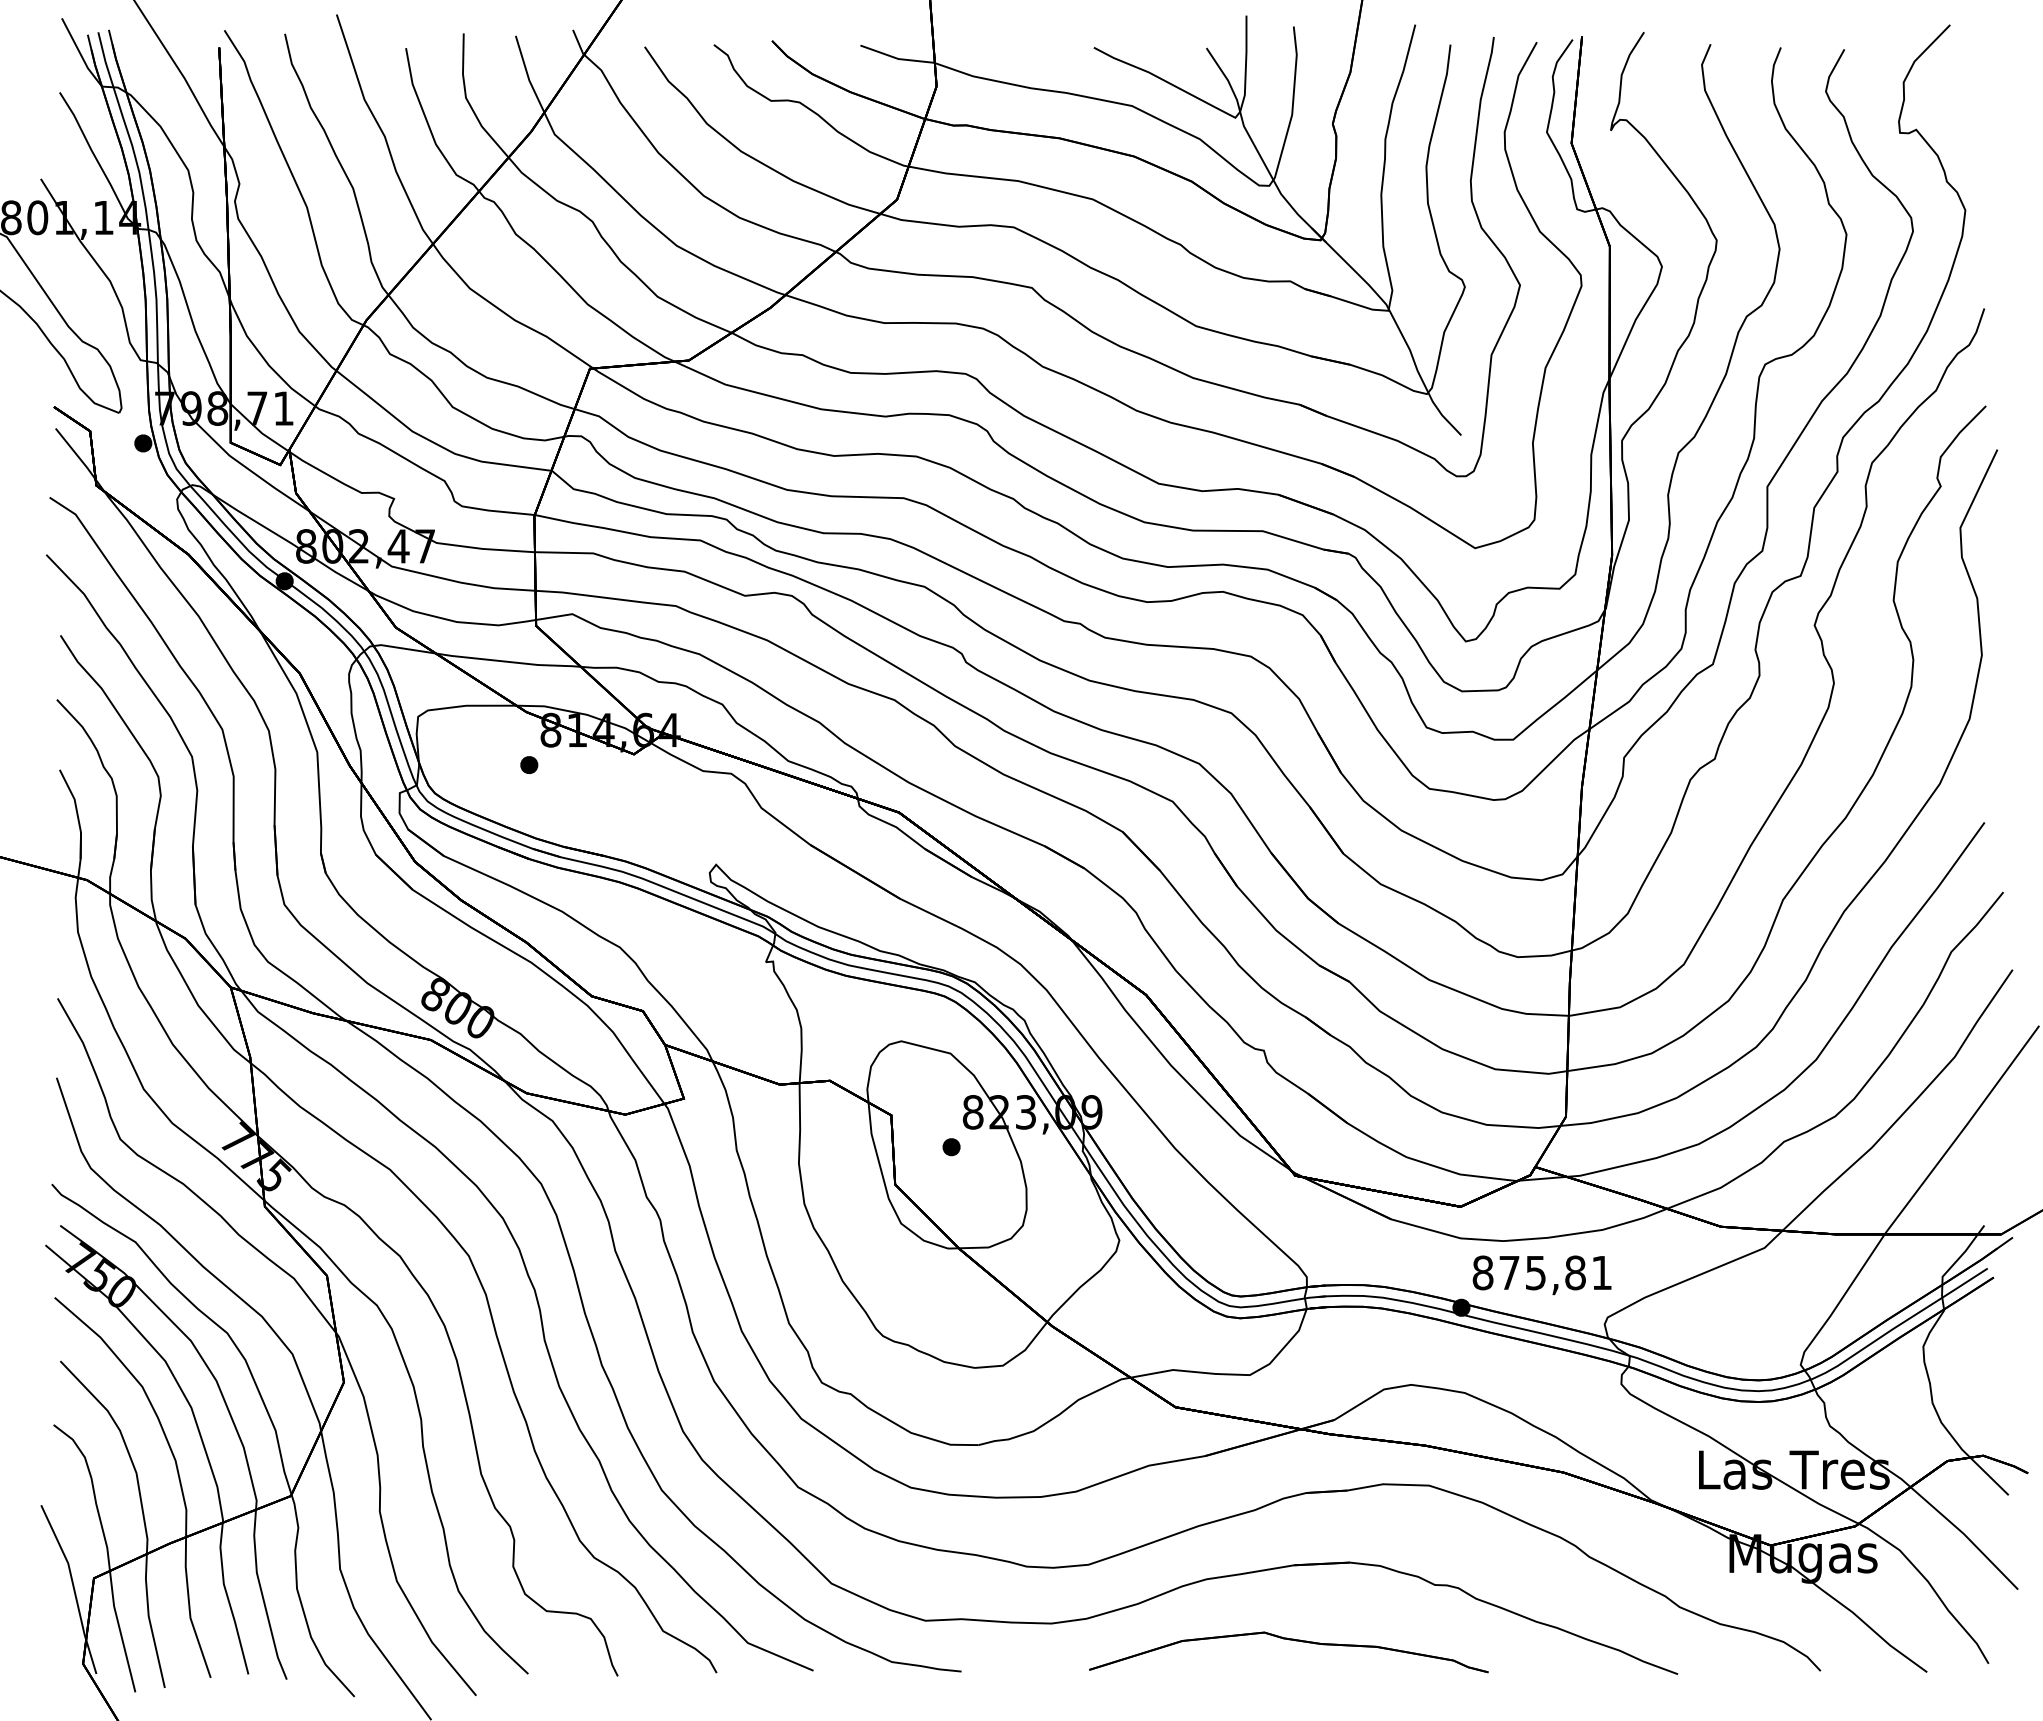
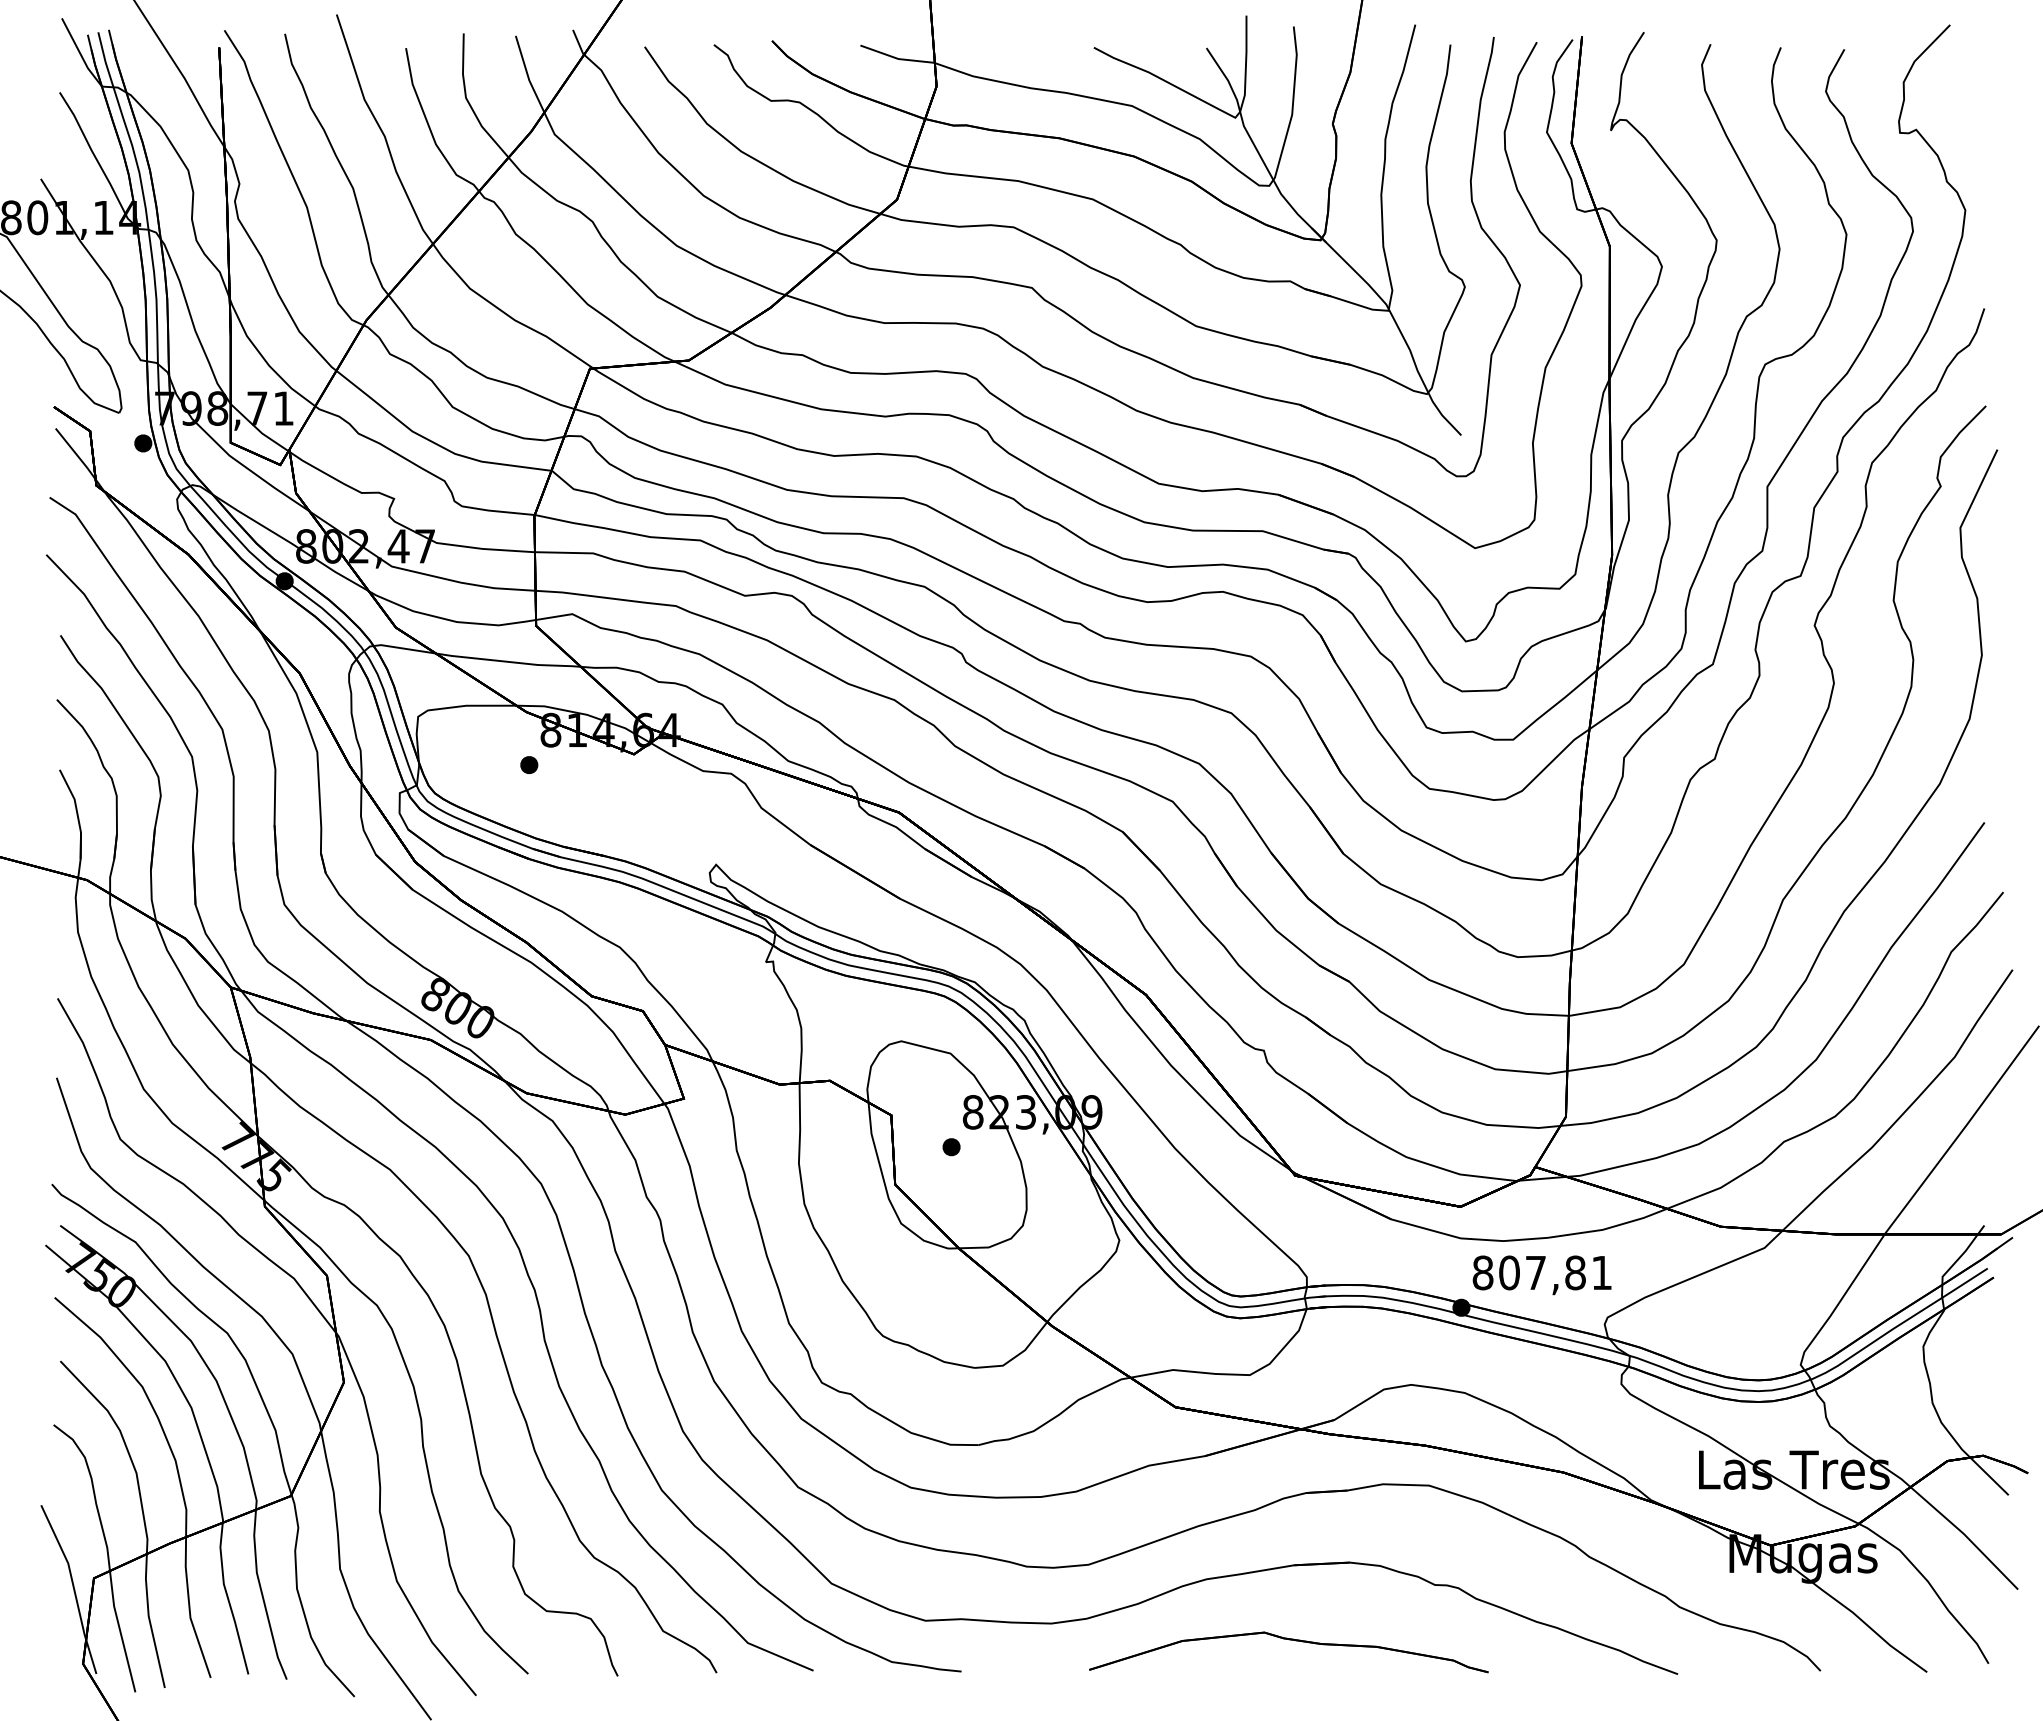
text: 875,81 -> 807,81 (1522, 1272)
